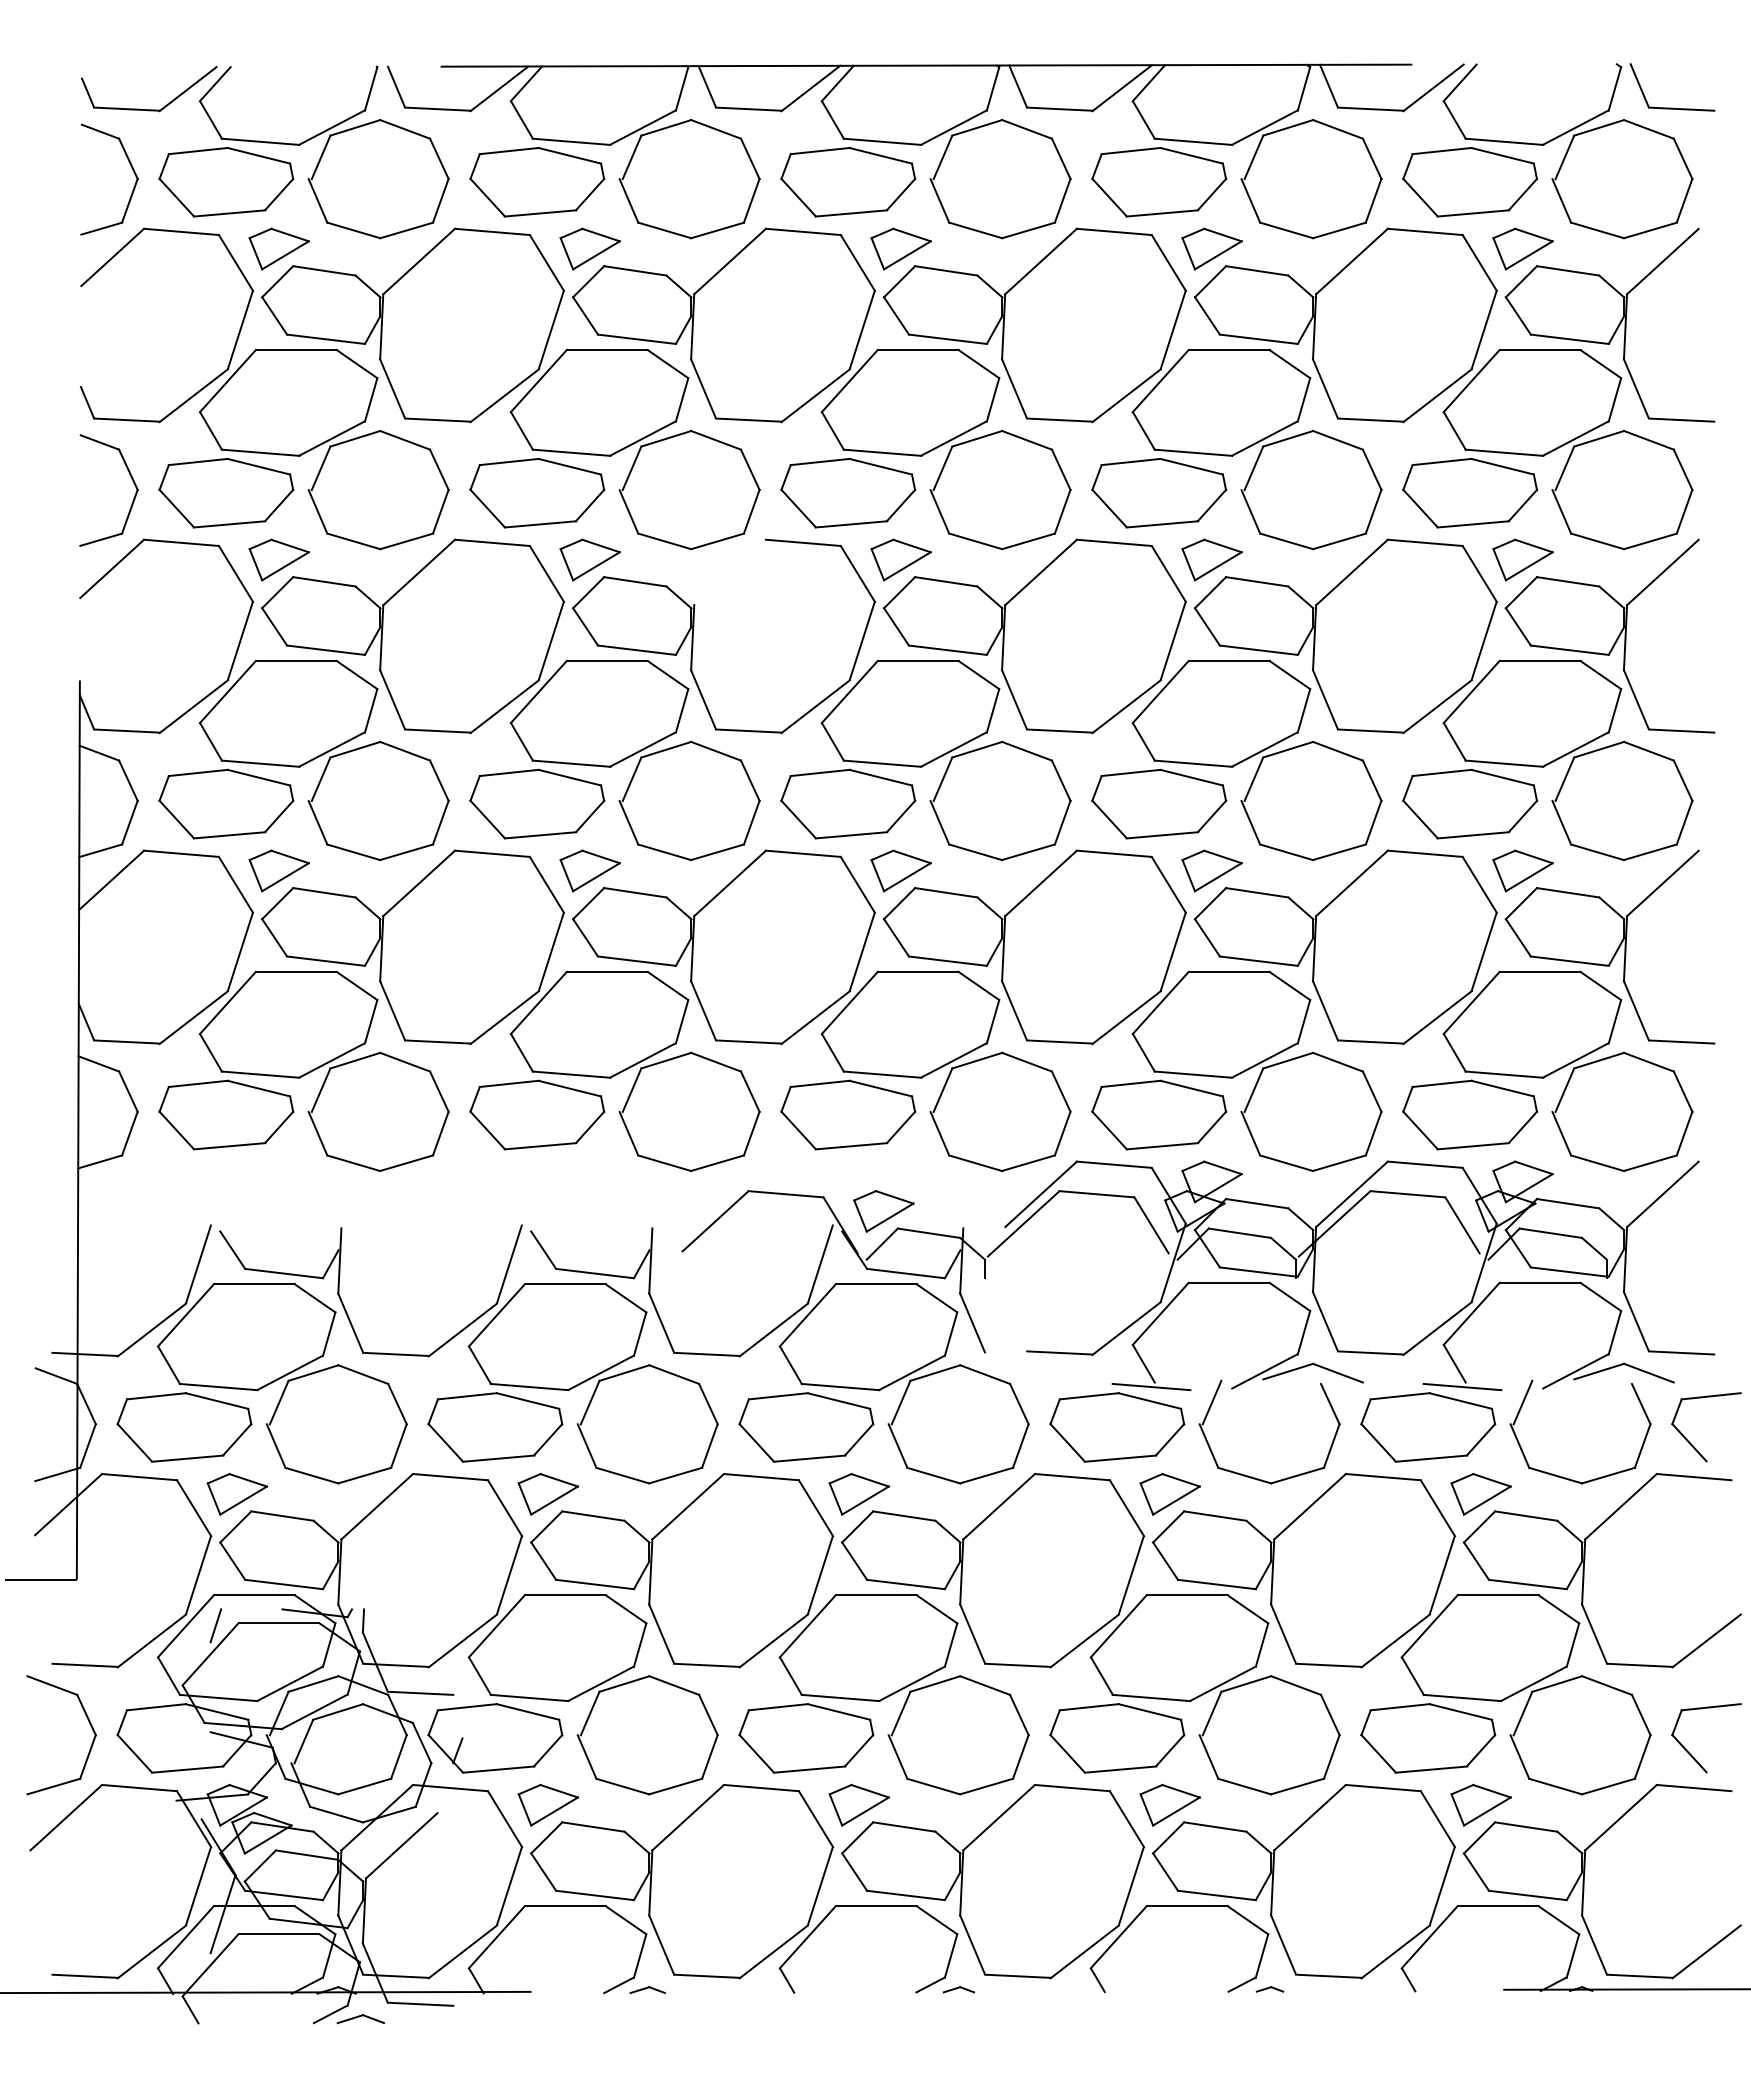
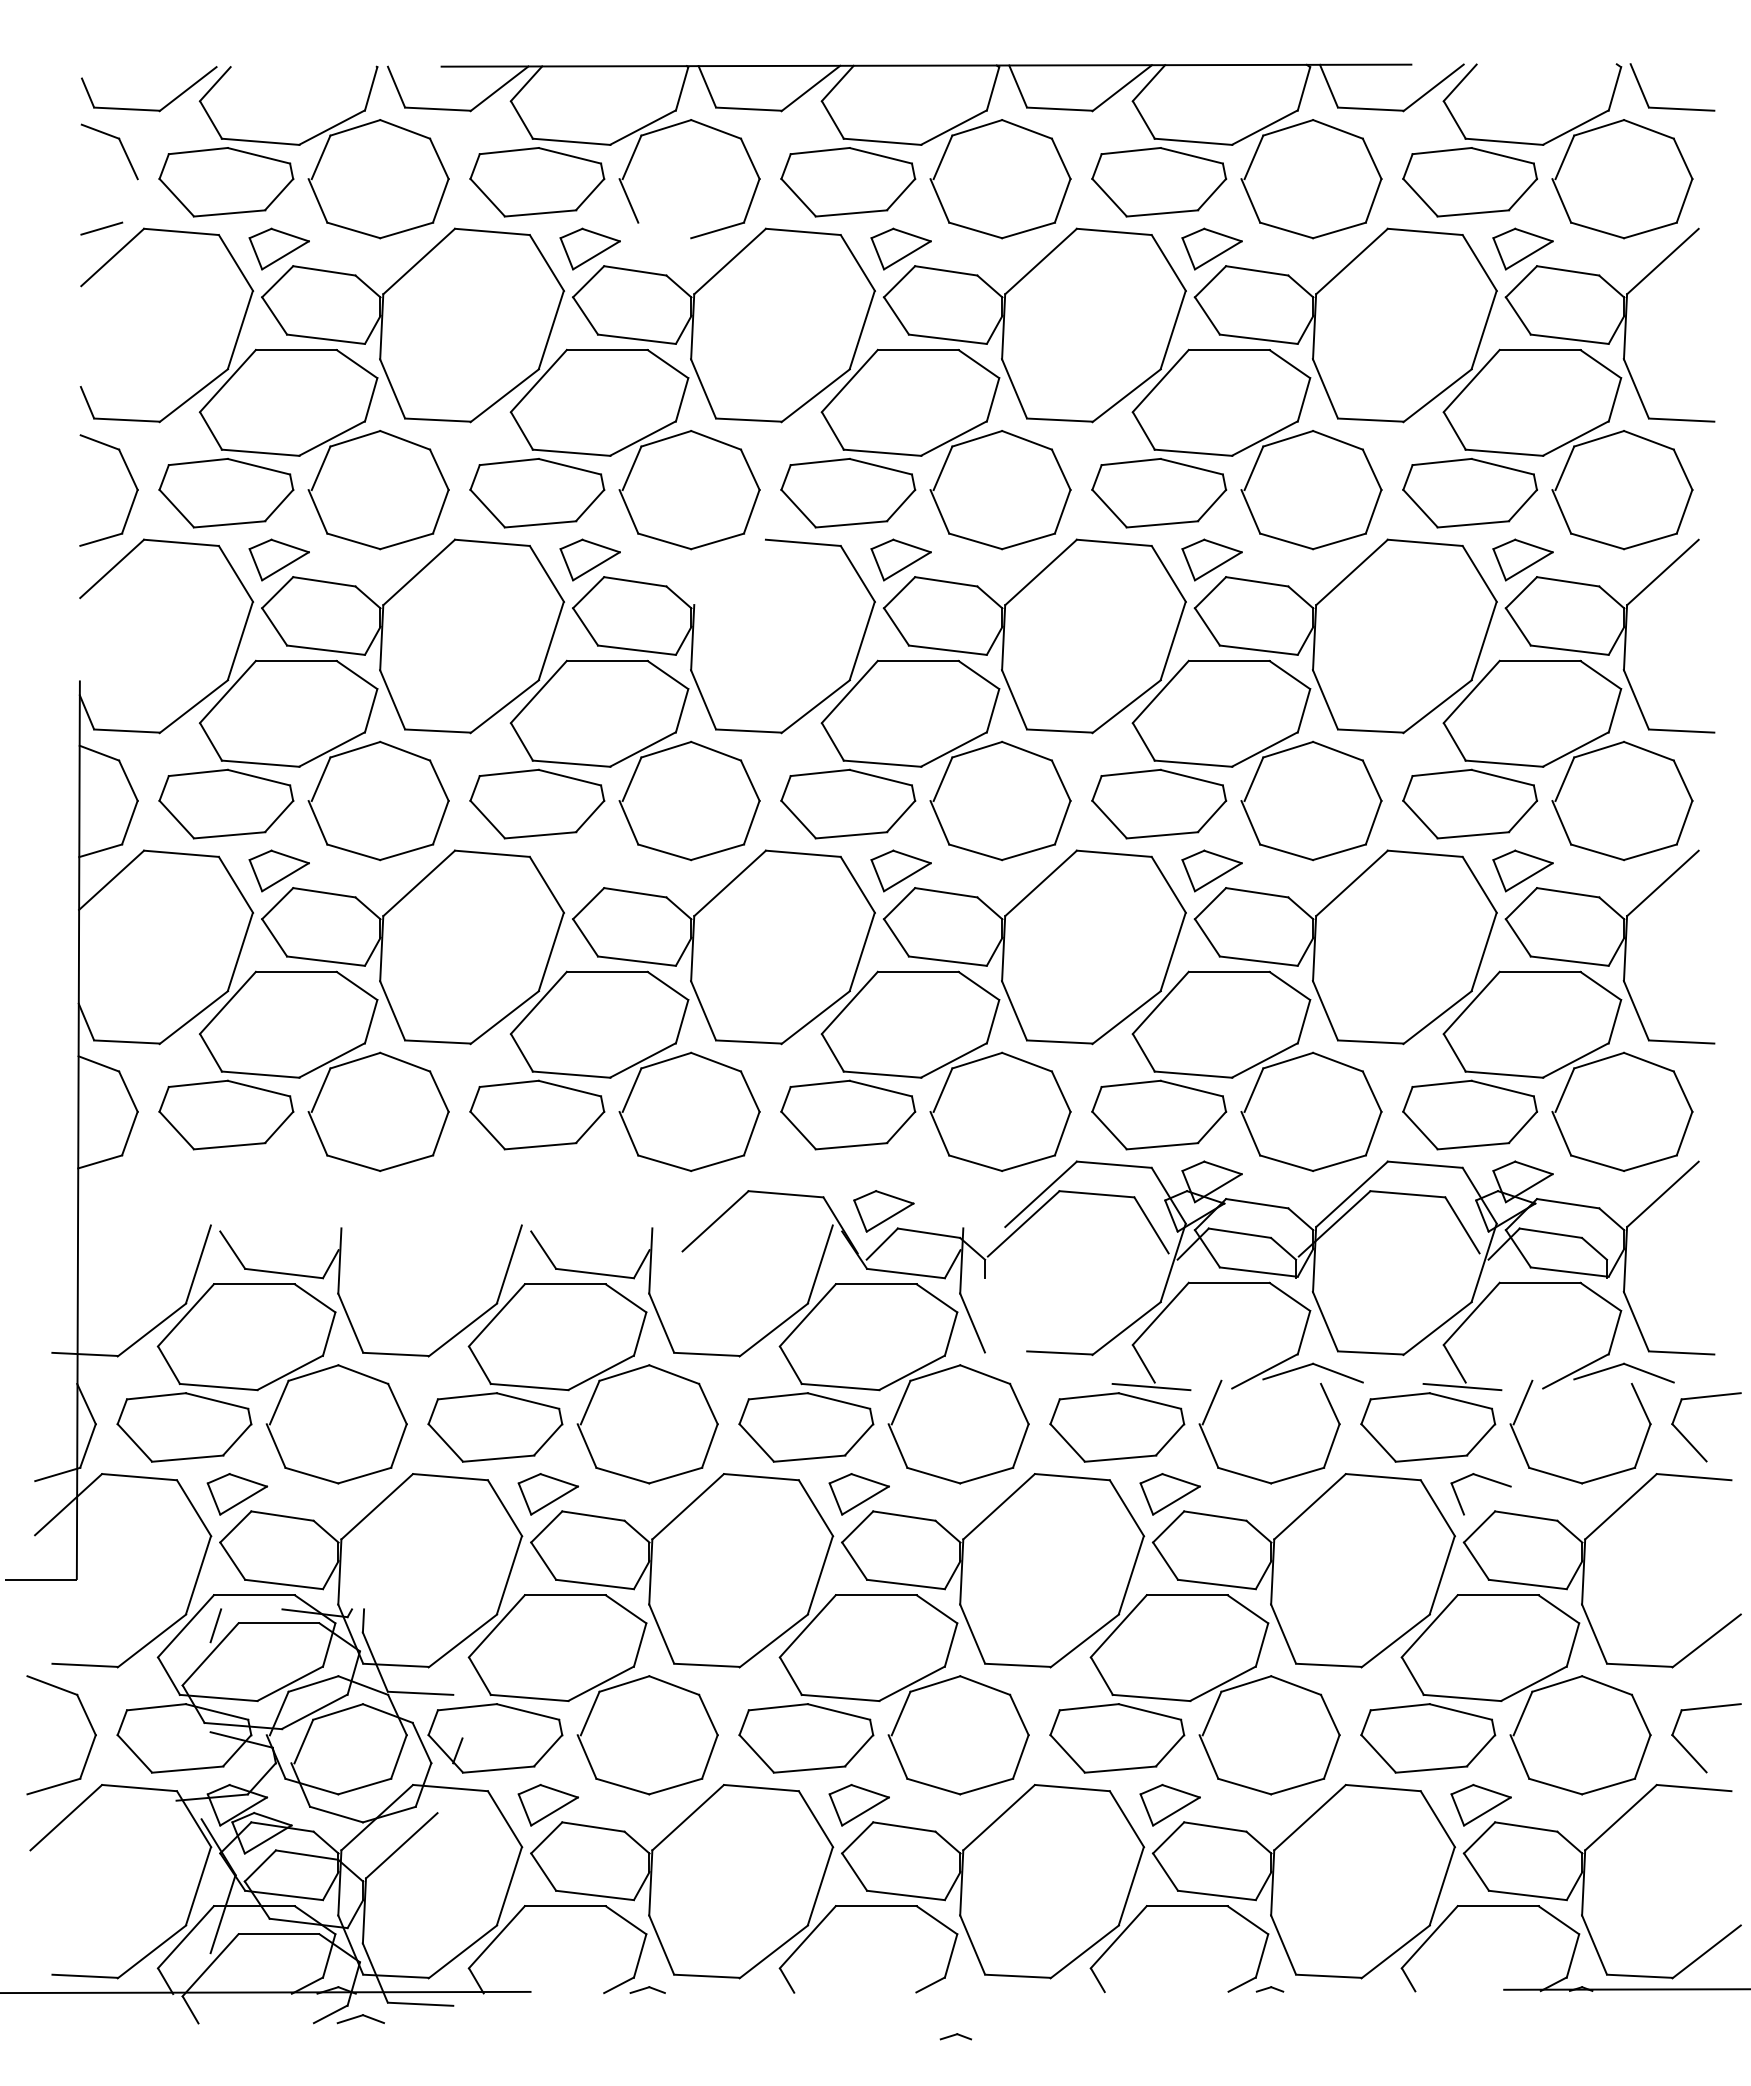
line: present -> none (129, 200)
line: present -> none (664, 230)
part: present -> none (589, 870)
line: present -> none (56, 1375)
line: present -> none (1487, 1500)
part position: (958, 1989) -> (955, 2036) (955, 2036)
